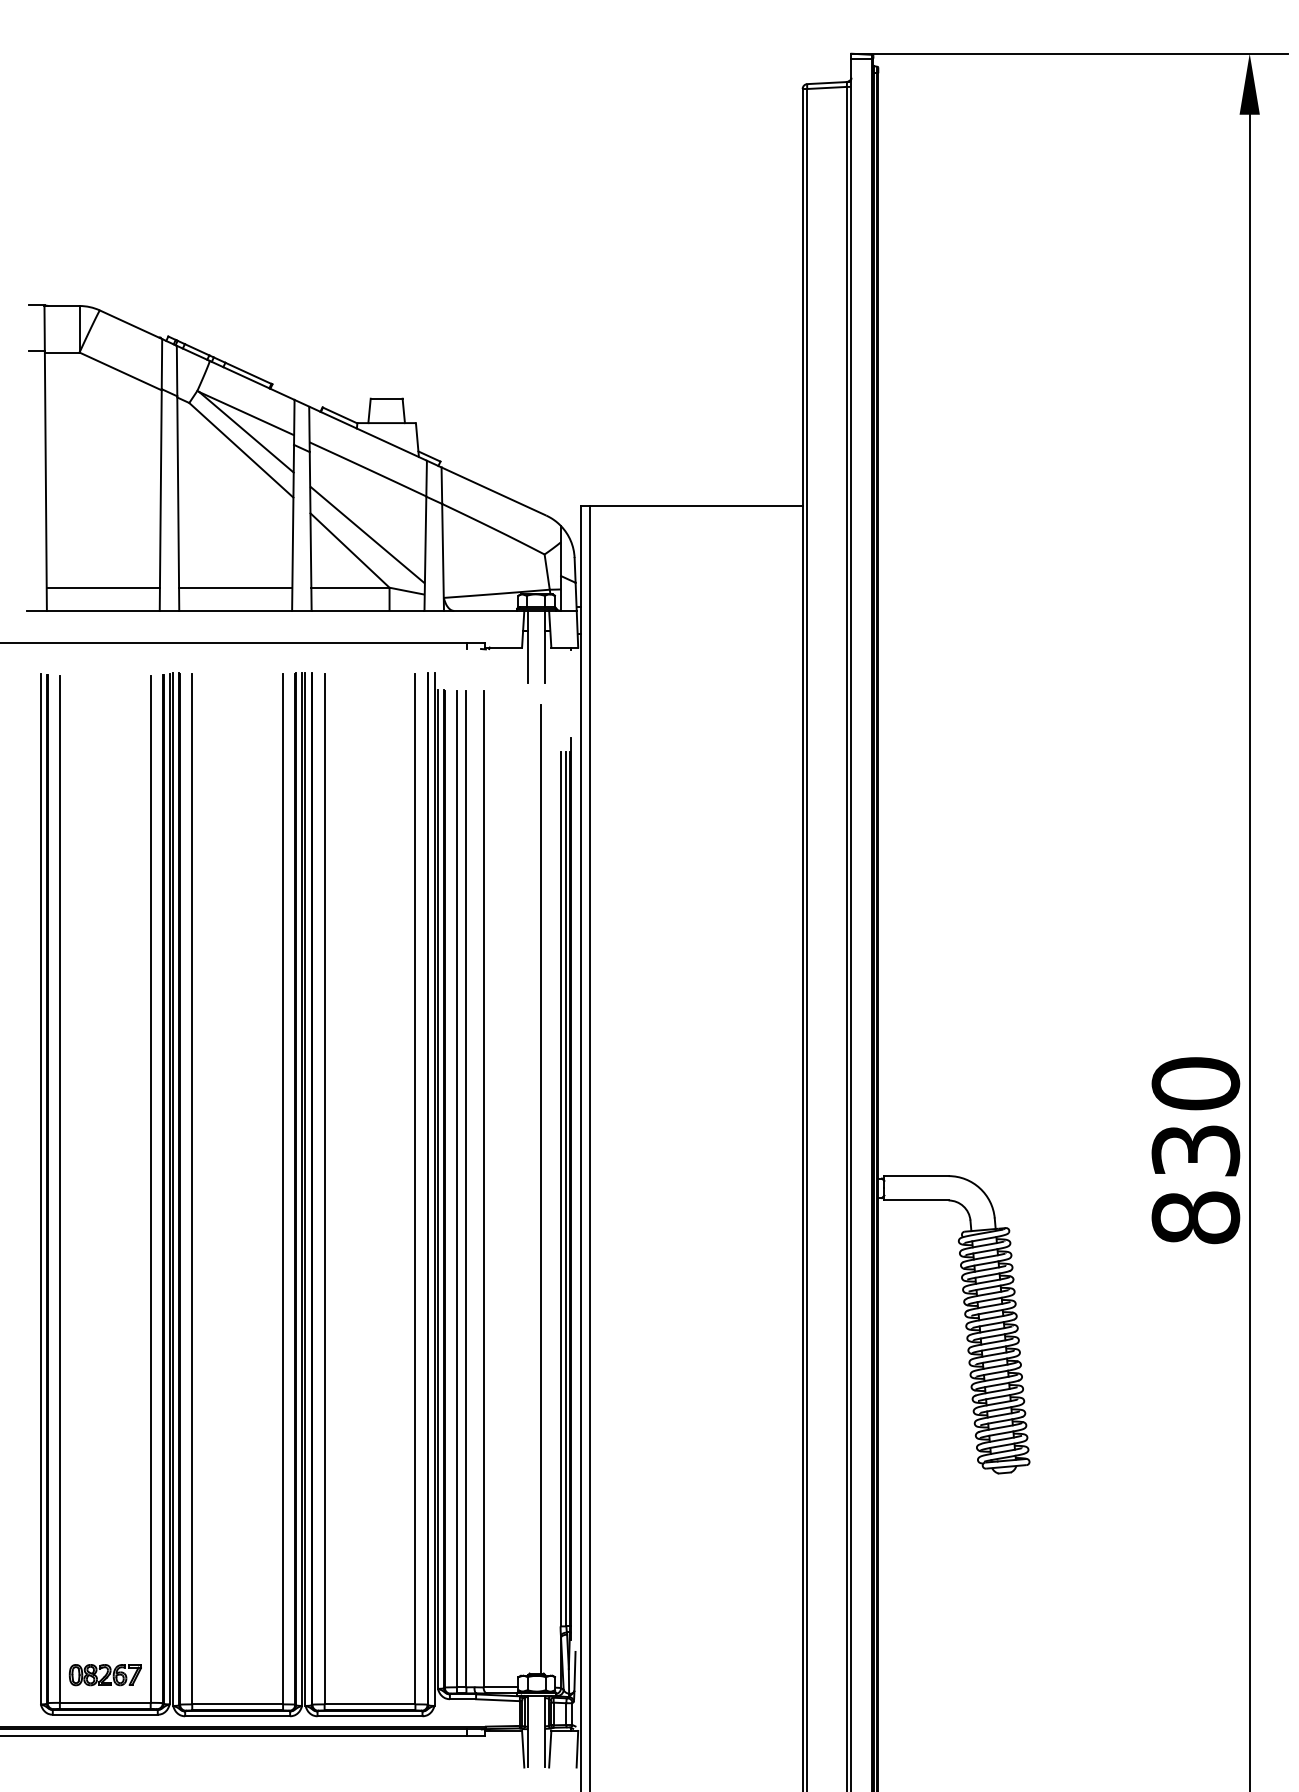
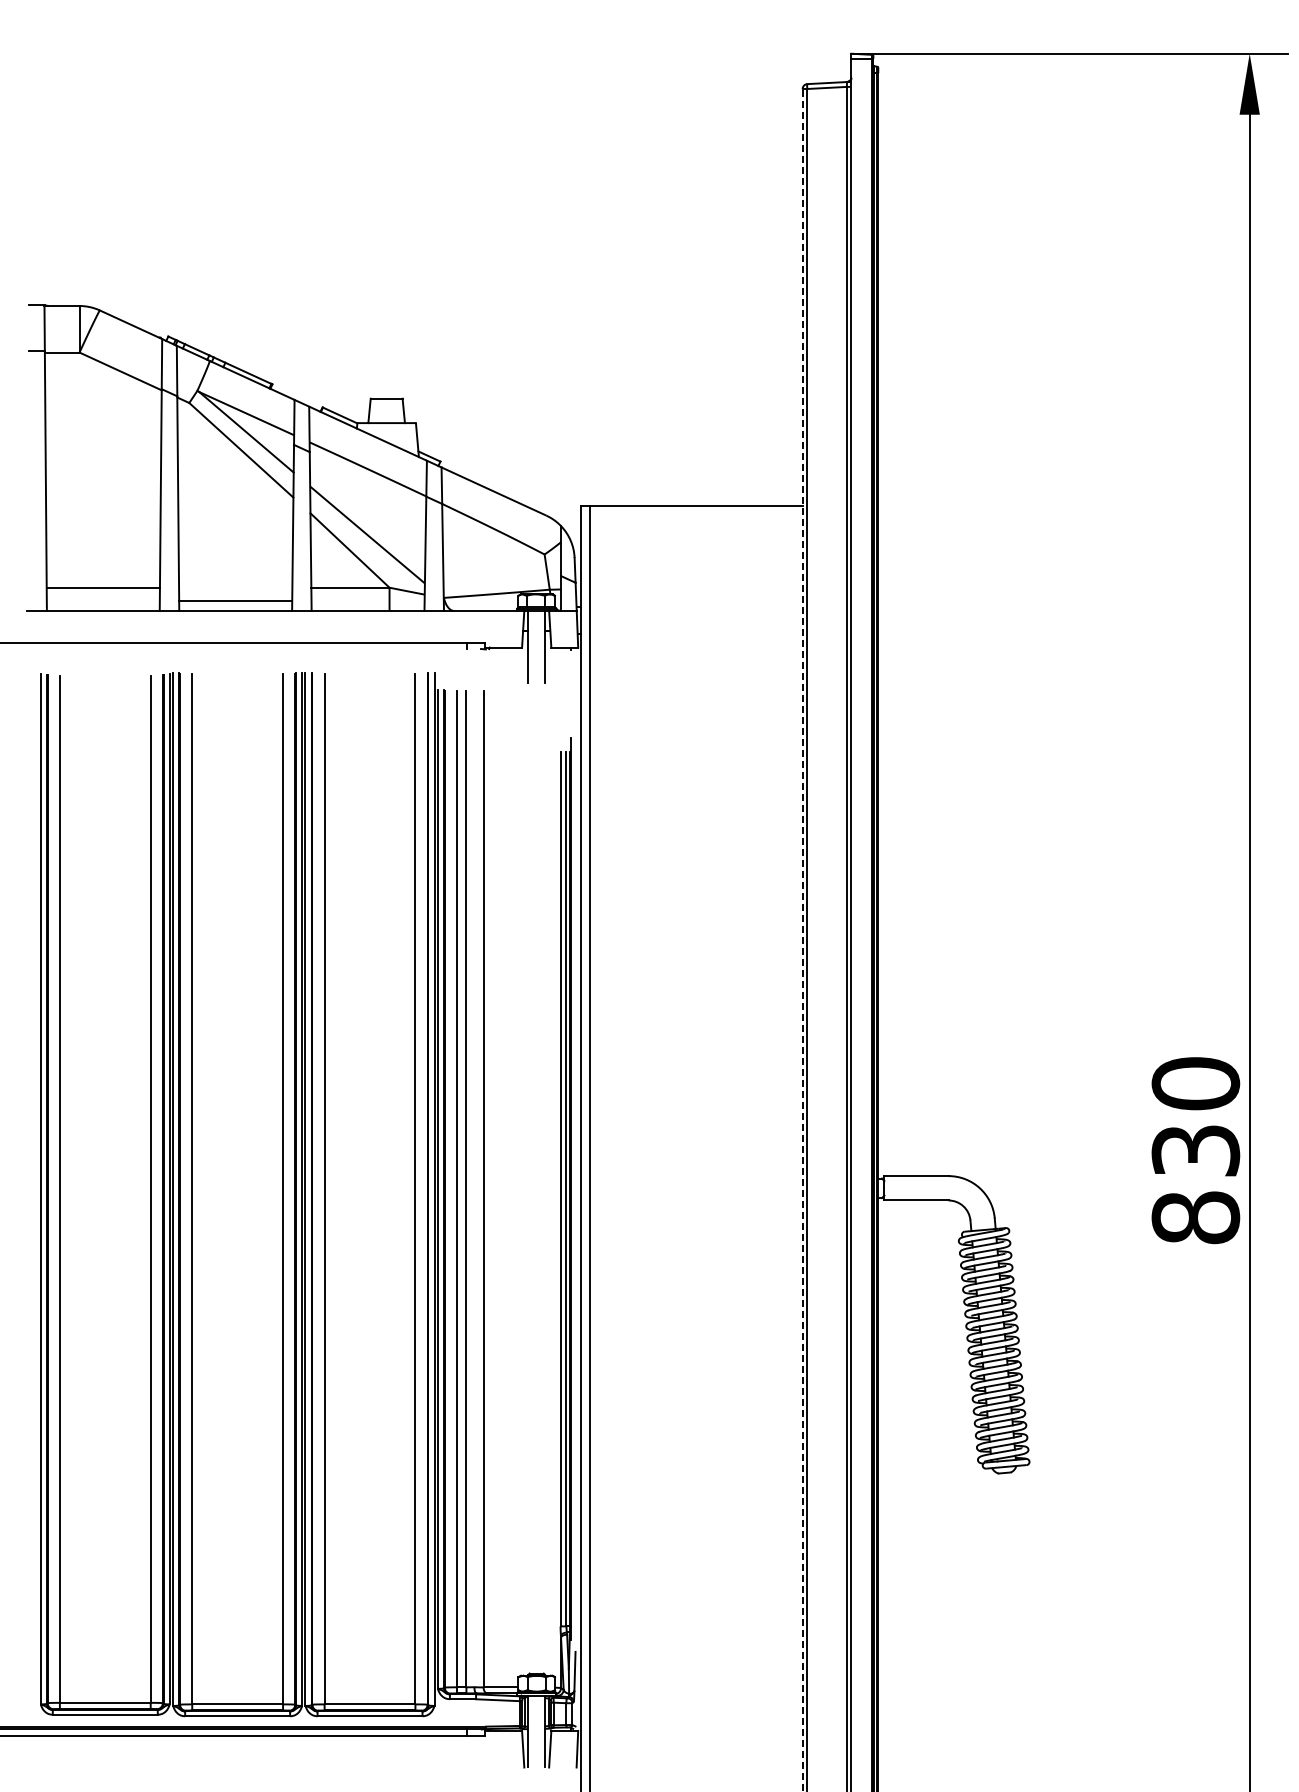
line position: (235, 587) -> (235, 600) (235, 600)
line: solid -> dashed (802, 939)
line: present -> none (541, 1188)
part: present -> none (104, 1675)
